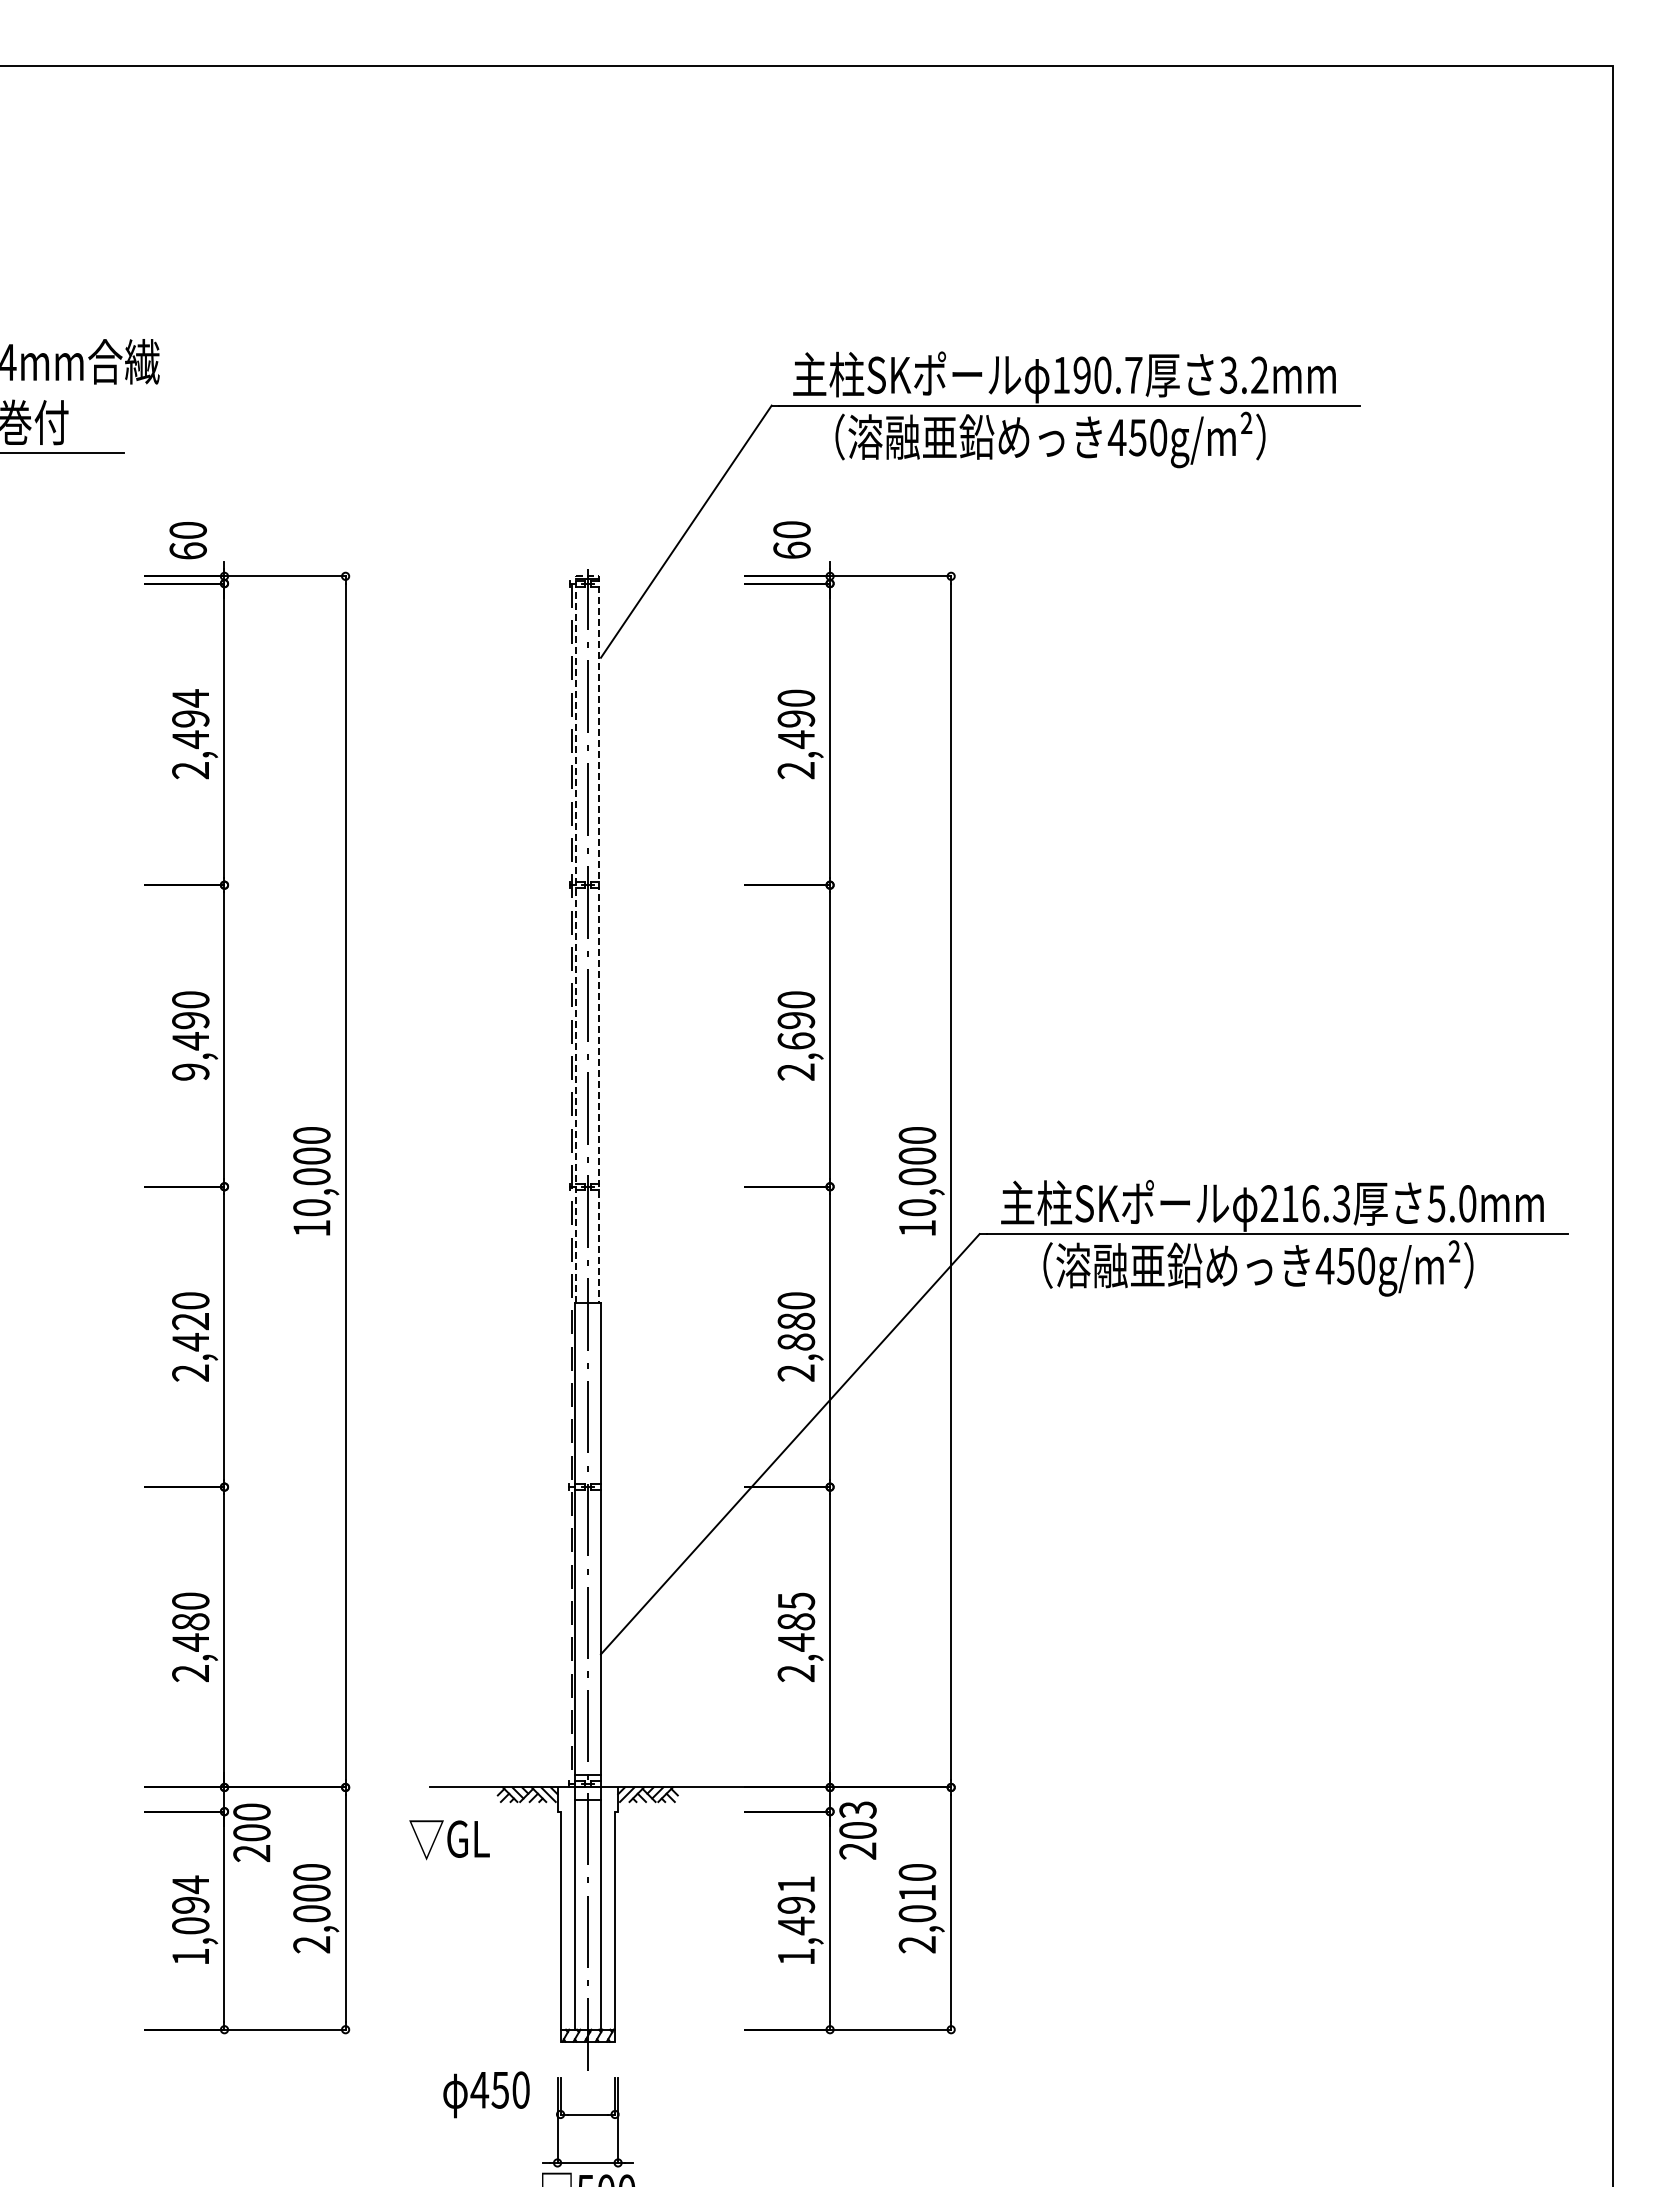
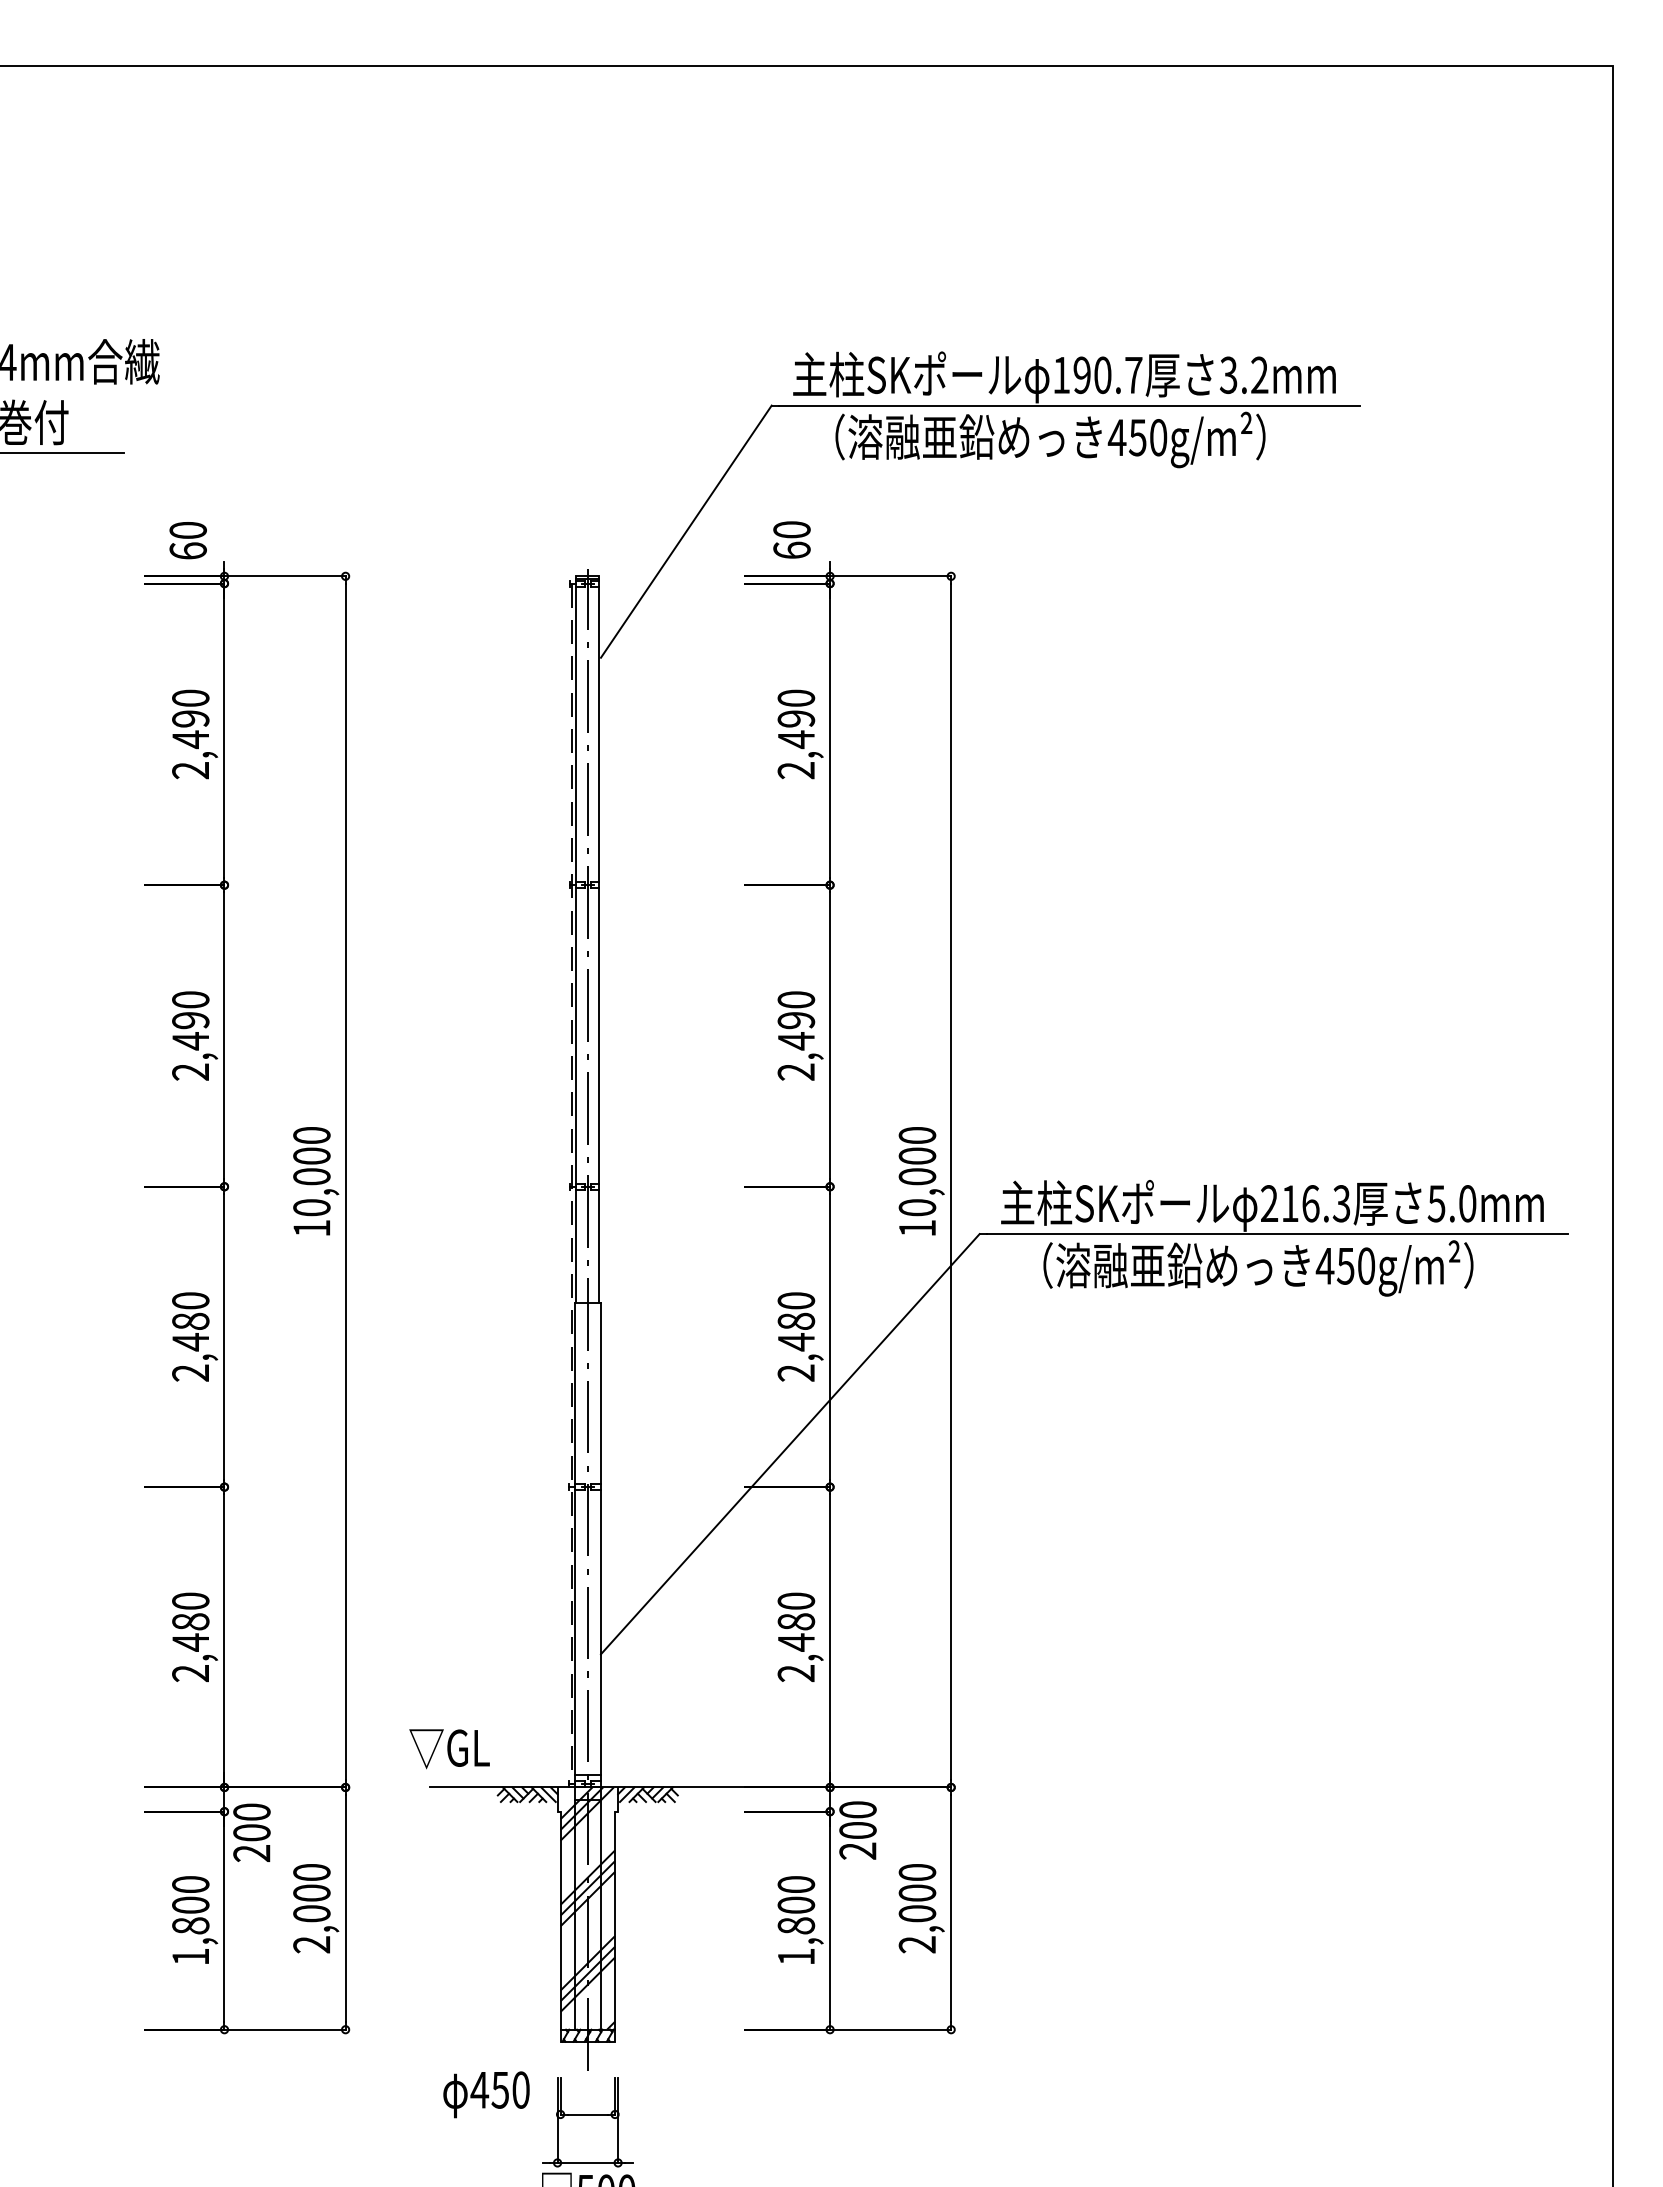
line: dashed -> solid (587, 576)
text: 2,494 -> 2,490 (190, 698)
text: 2,690 -> 2,490 (796, 1041)
text: 9,490 -> 2,490 (190, 1071)
text: 2,420 -> 2,480 (190, 1321)
text: 2,880 -> 2,480 (796, 1342)
text: 2,485 -> 2,480 (796, 1601)
text: 203 -> 200 (857, 1809)
text position: (449, 1840) -> (449, 1749) (449, 1749)
text: 2,010 -> 2,000 (917, 1892)
text: 1,094 -> 1,800 (190, 1904)
text: 1,491 -> 1,800 (796, 1905)
hatch: none -> present (587, 1908)
